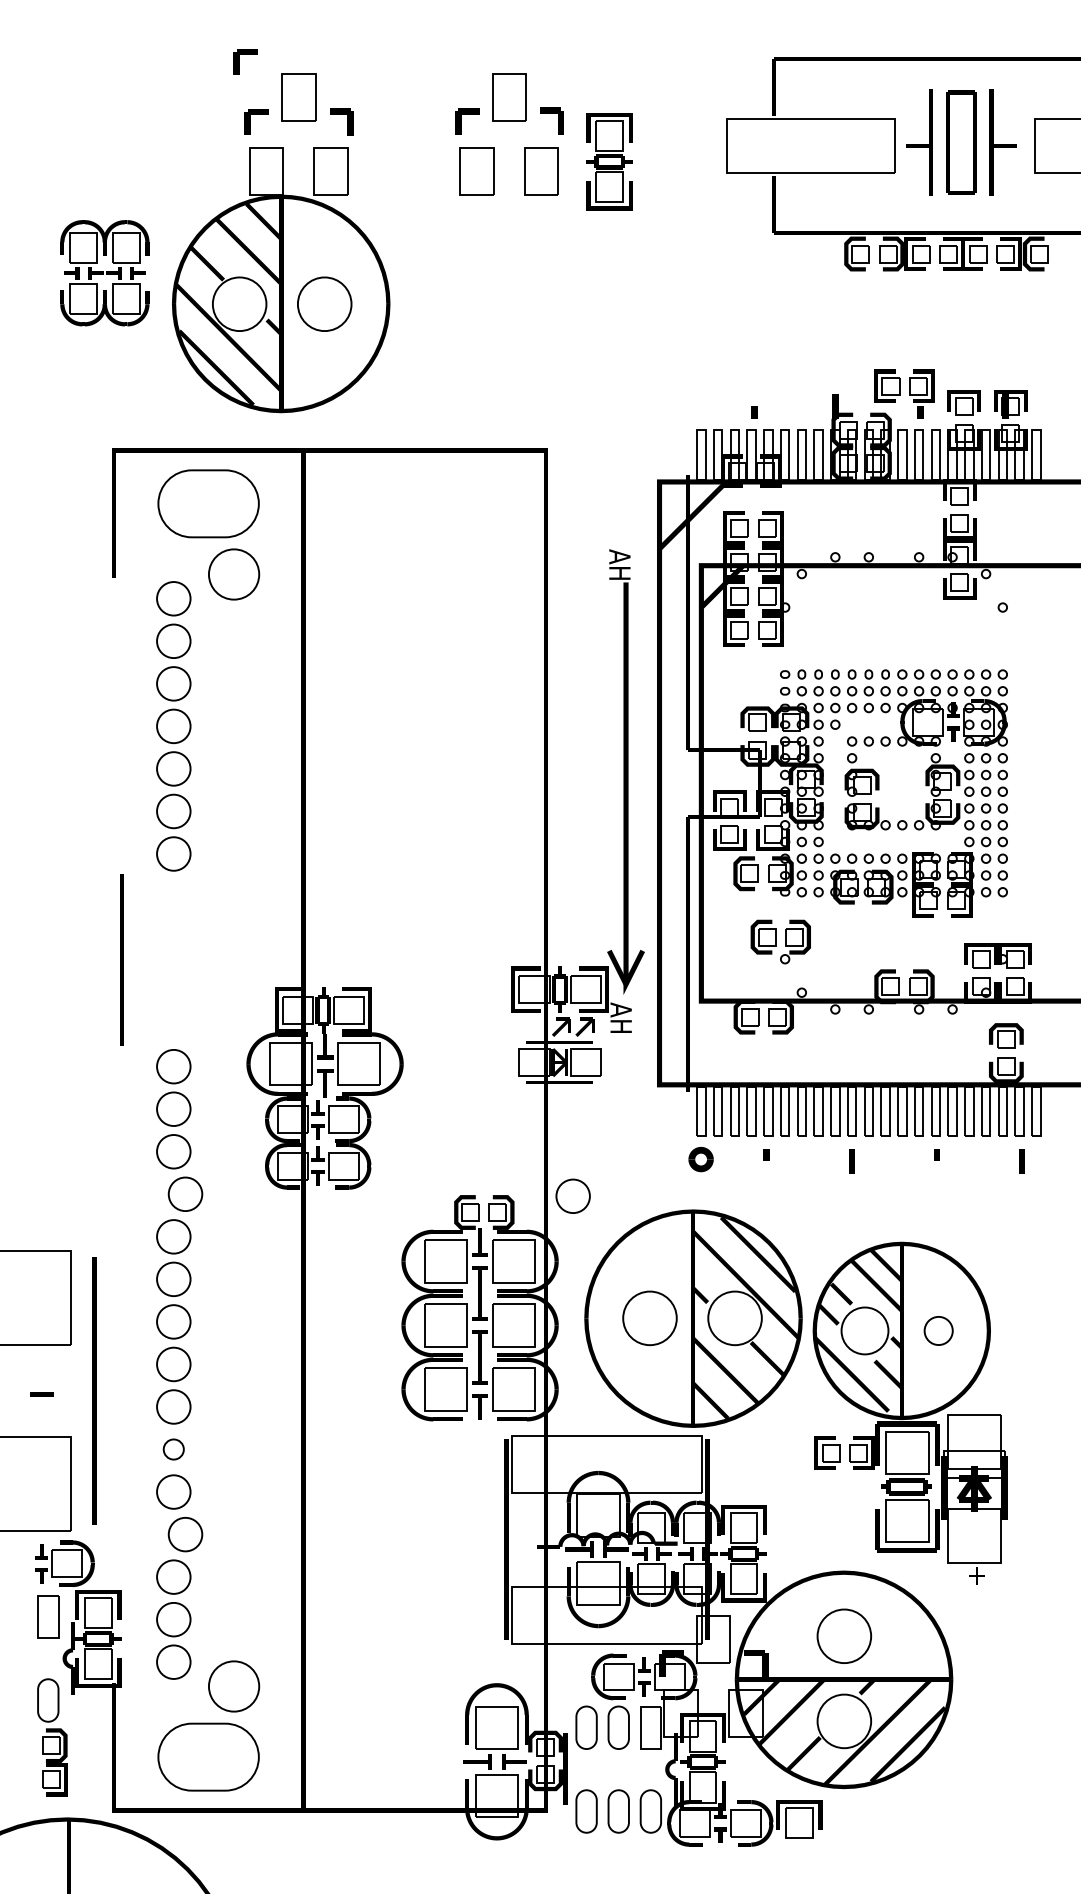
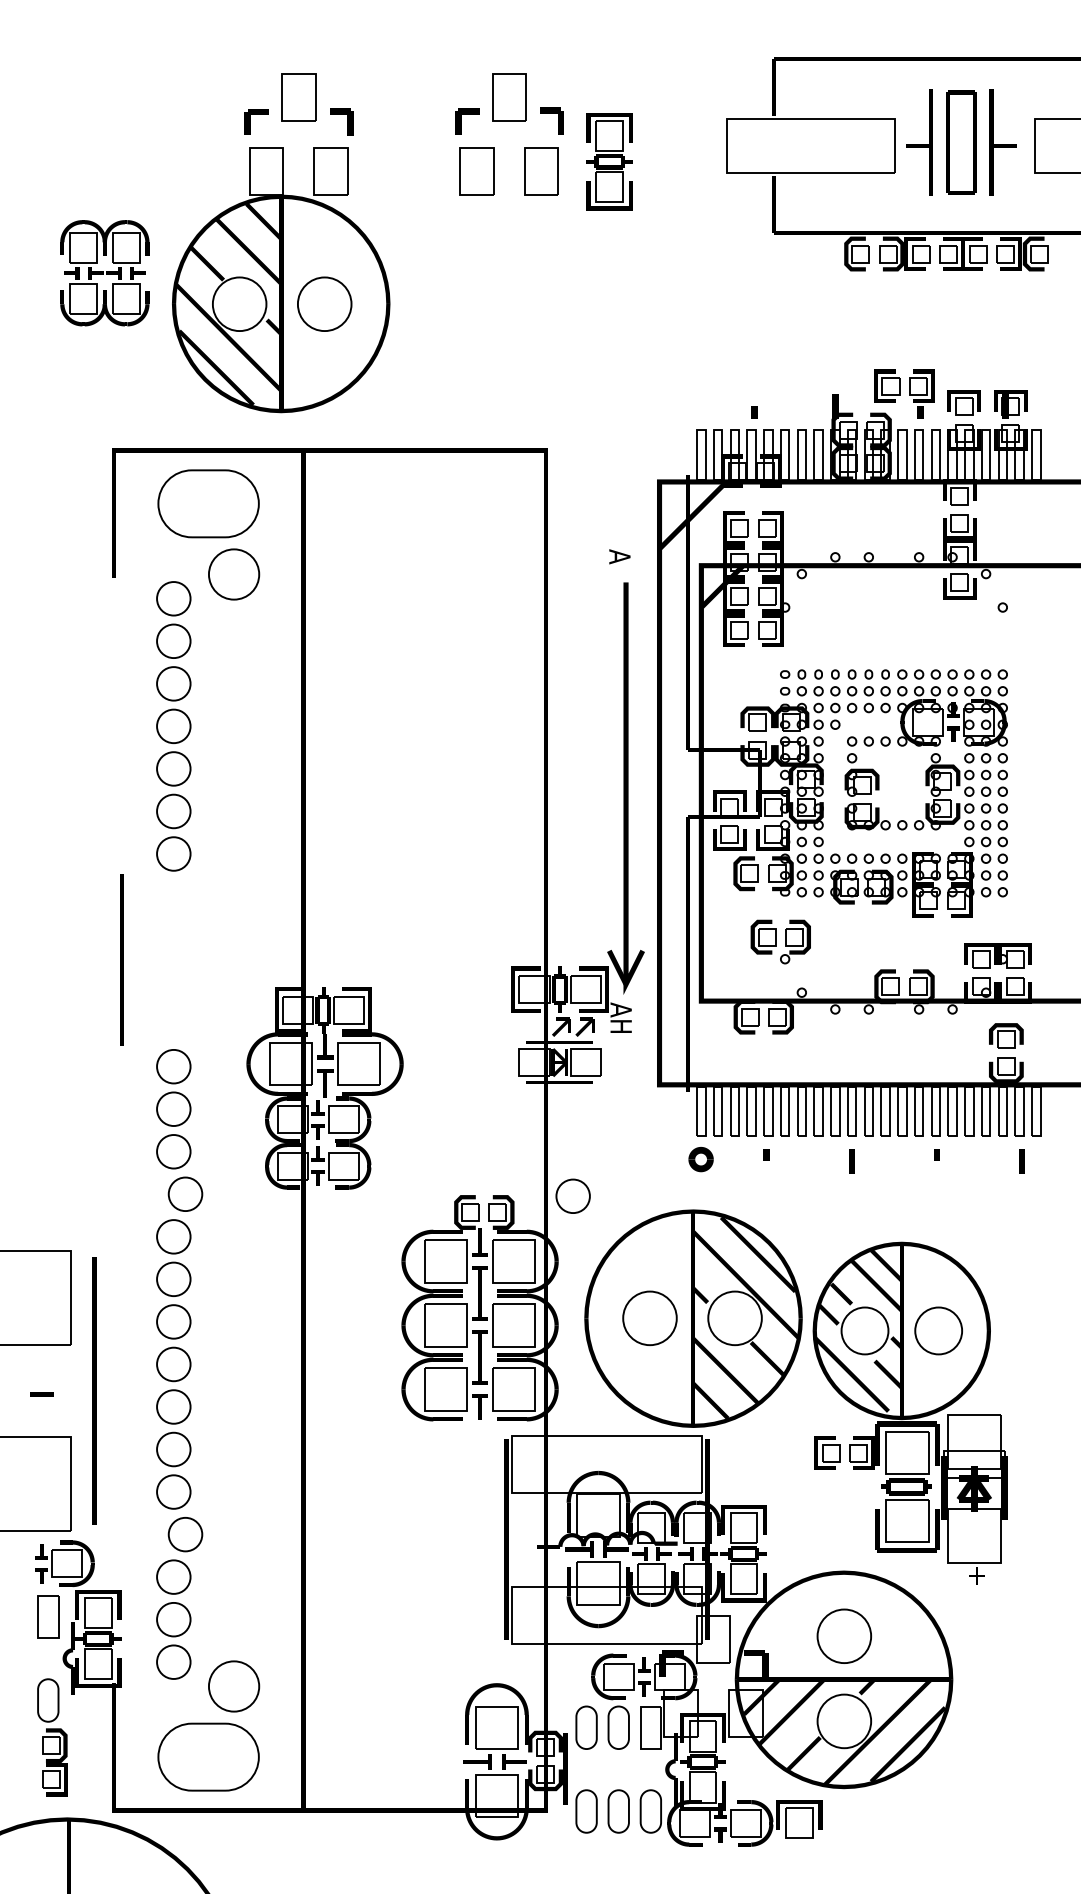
part: present -> none (245, 61)
text: AH -> A (619, 573)
circle diameter: 28 px -> 47 px (938, 1330)
circle diameter: 20 px -> 34 px (173, 1449)
